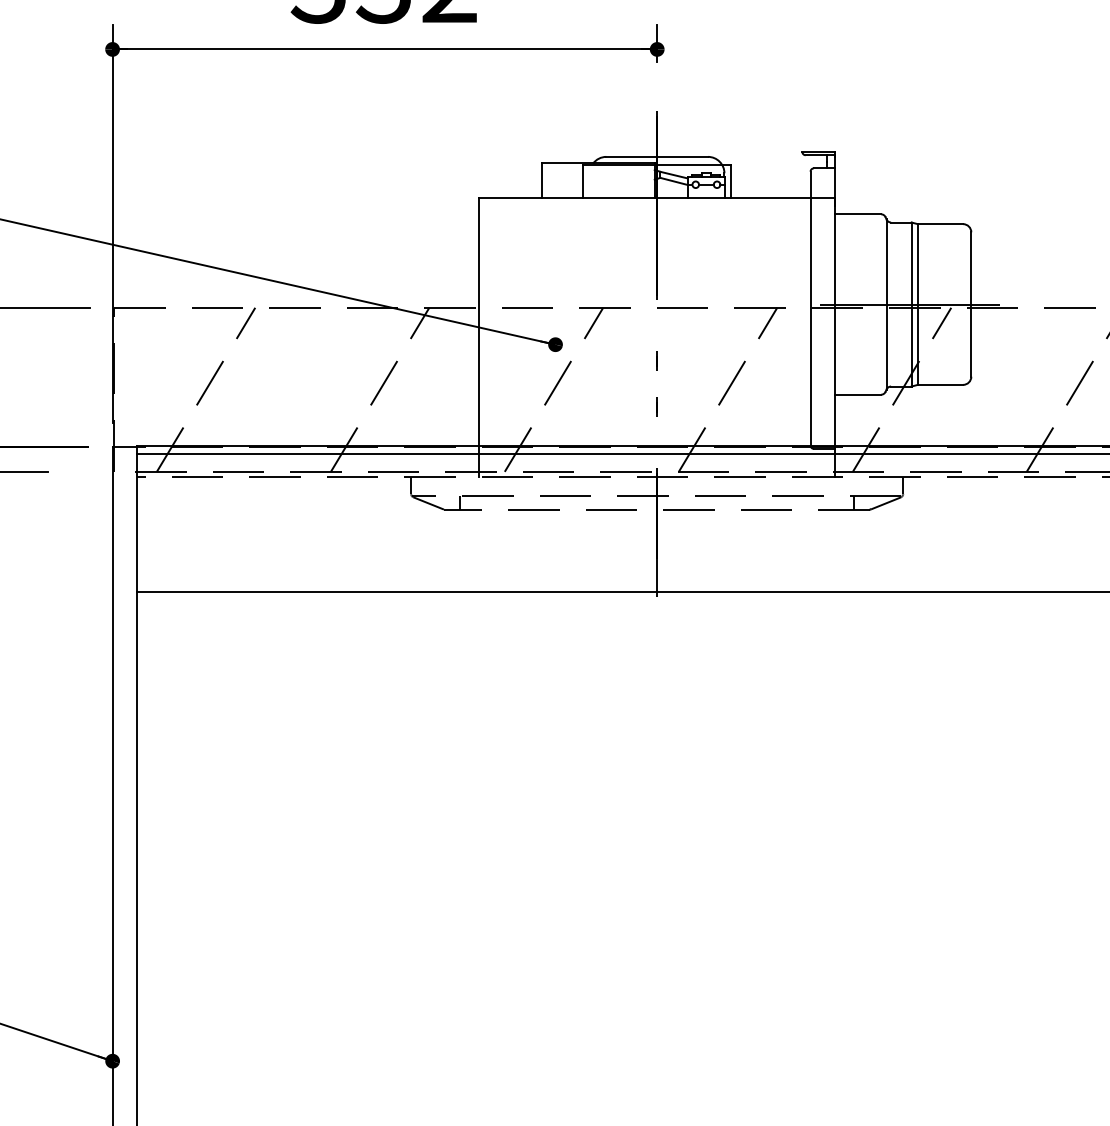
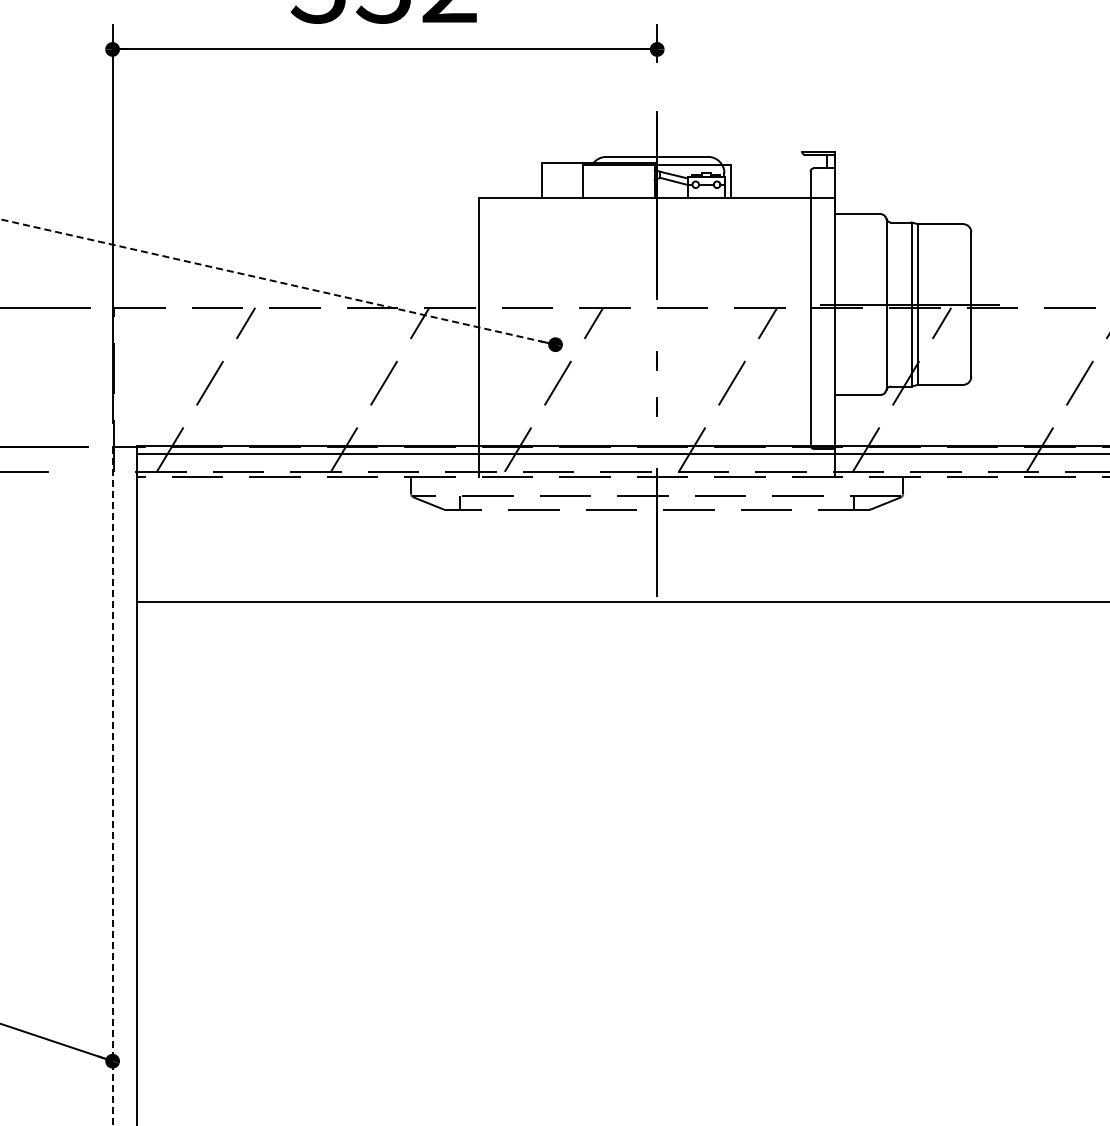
line: solid -> dashed (277, 281)
line position: (621, 591) -> (621, 601) (621, 601)
line: solid -> dashed (112, 786)
